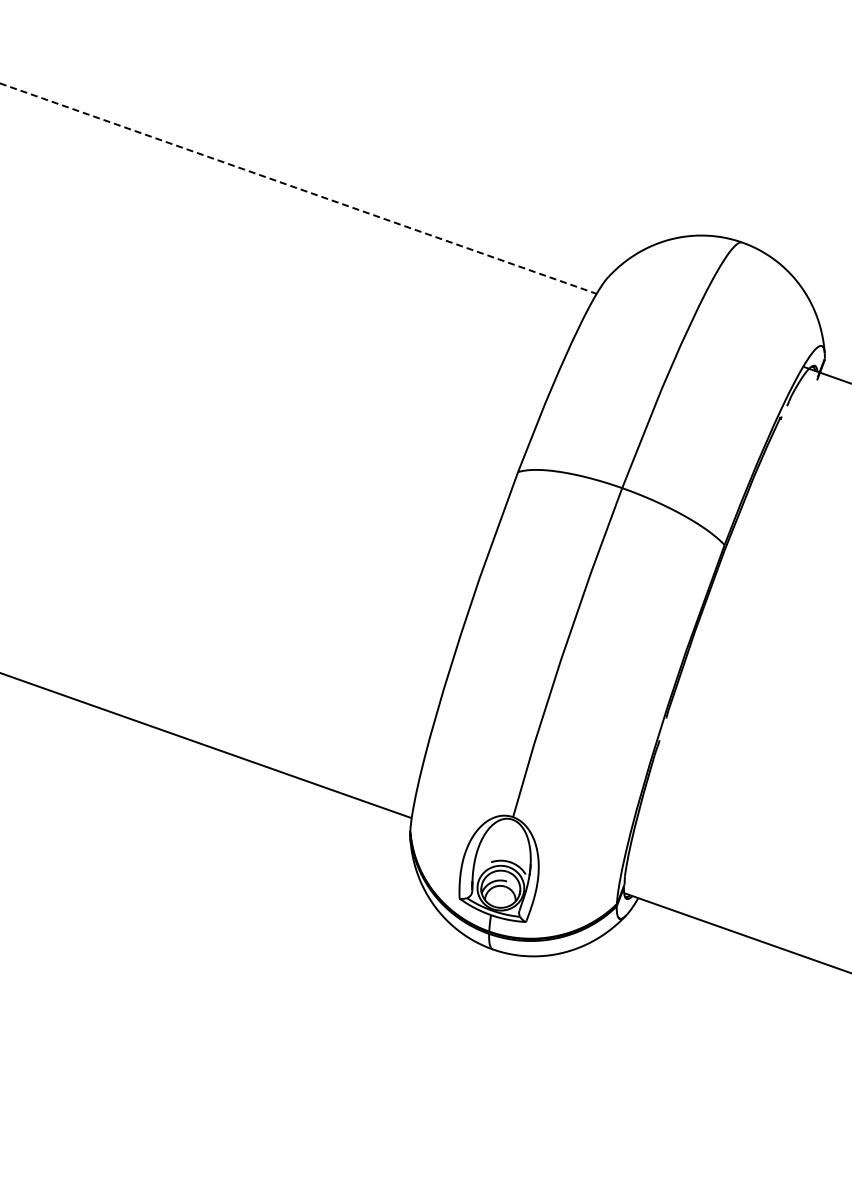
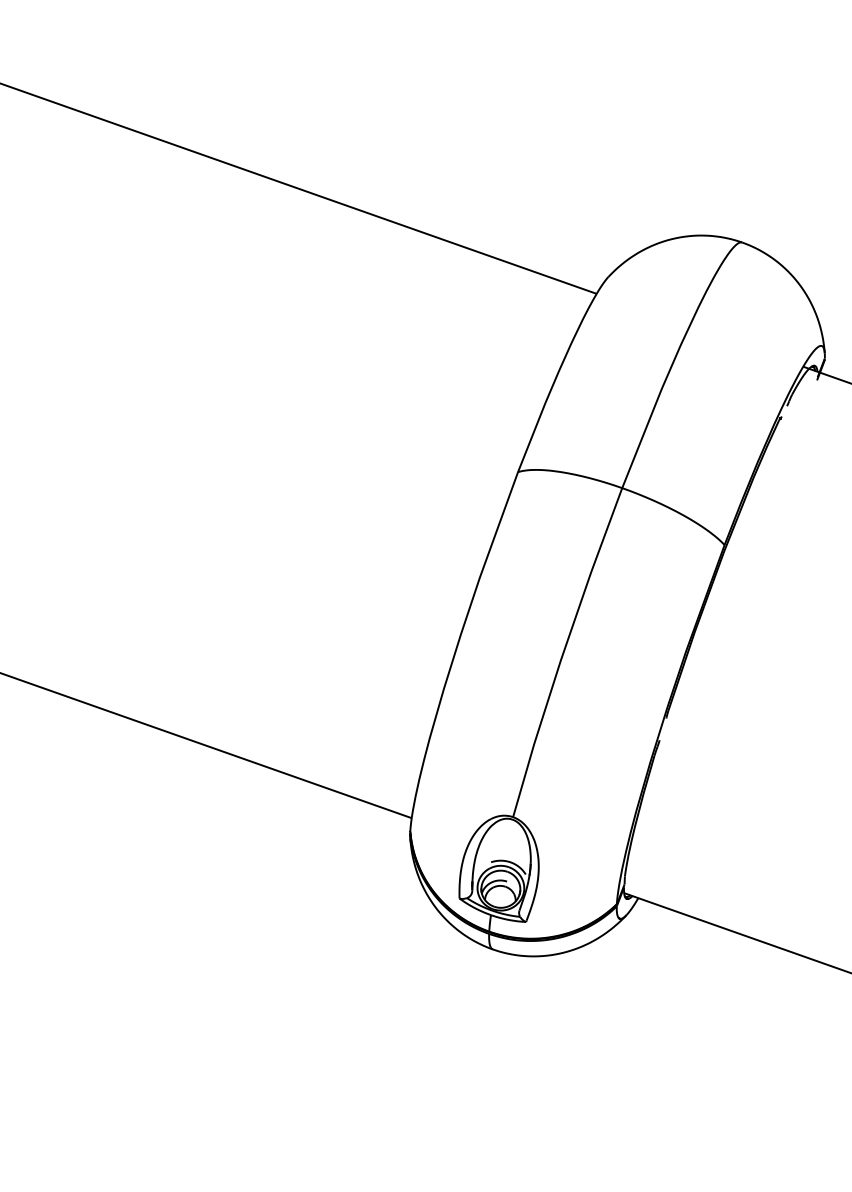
line: dashed -> solid (298, 188)
